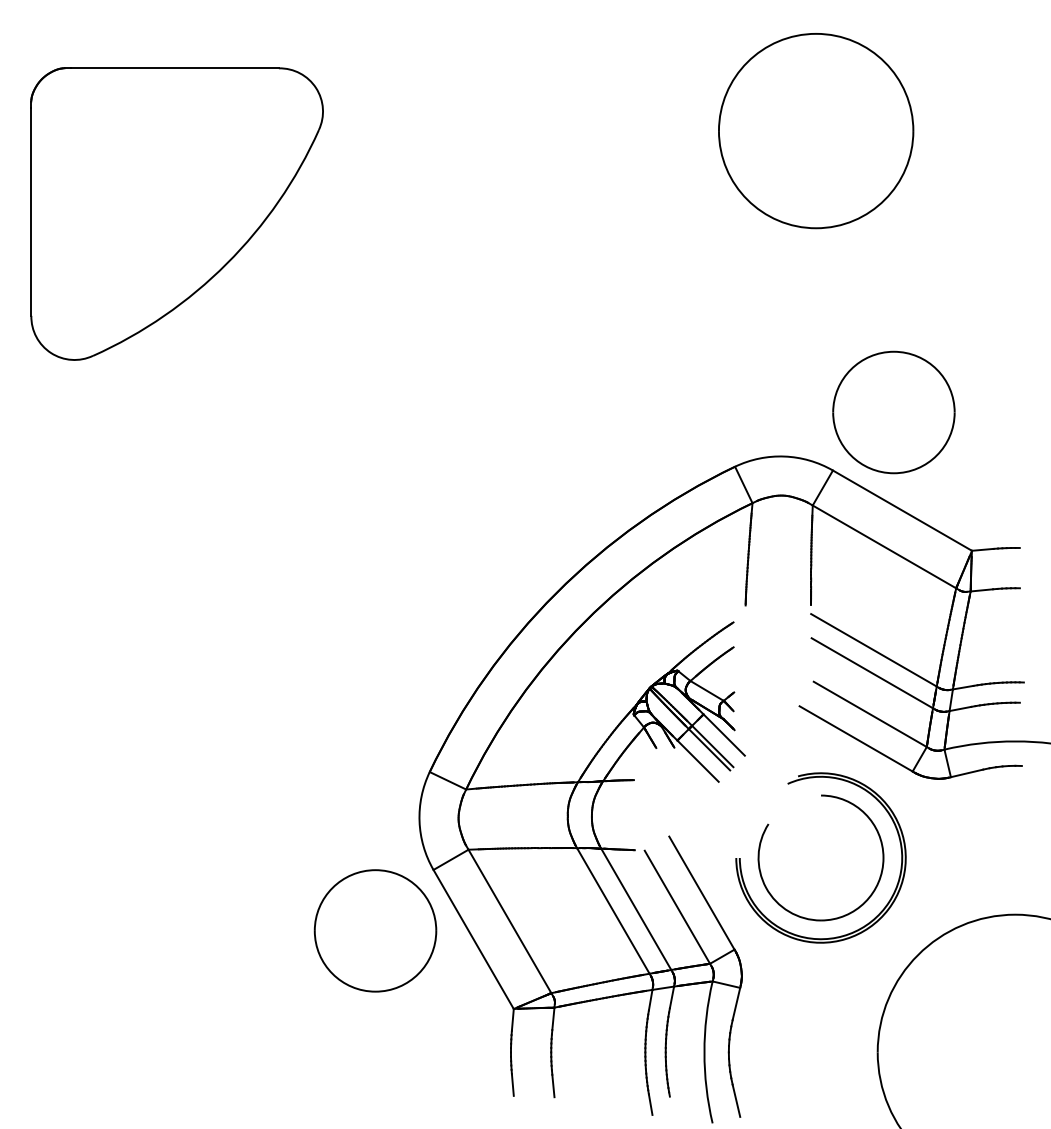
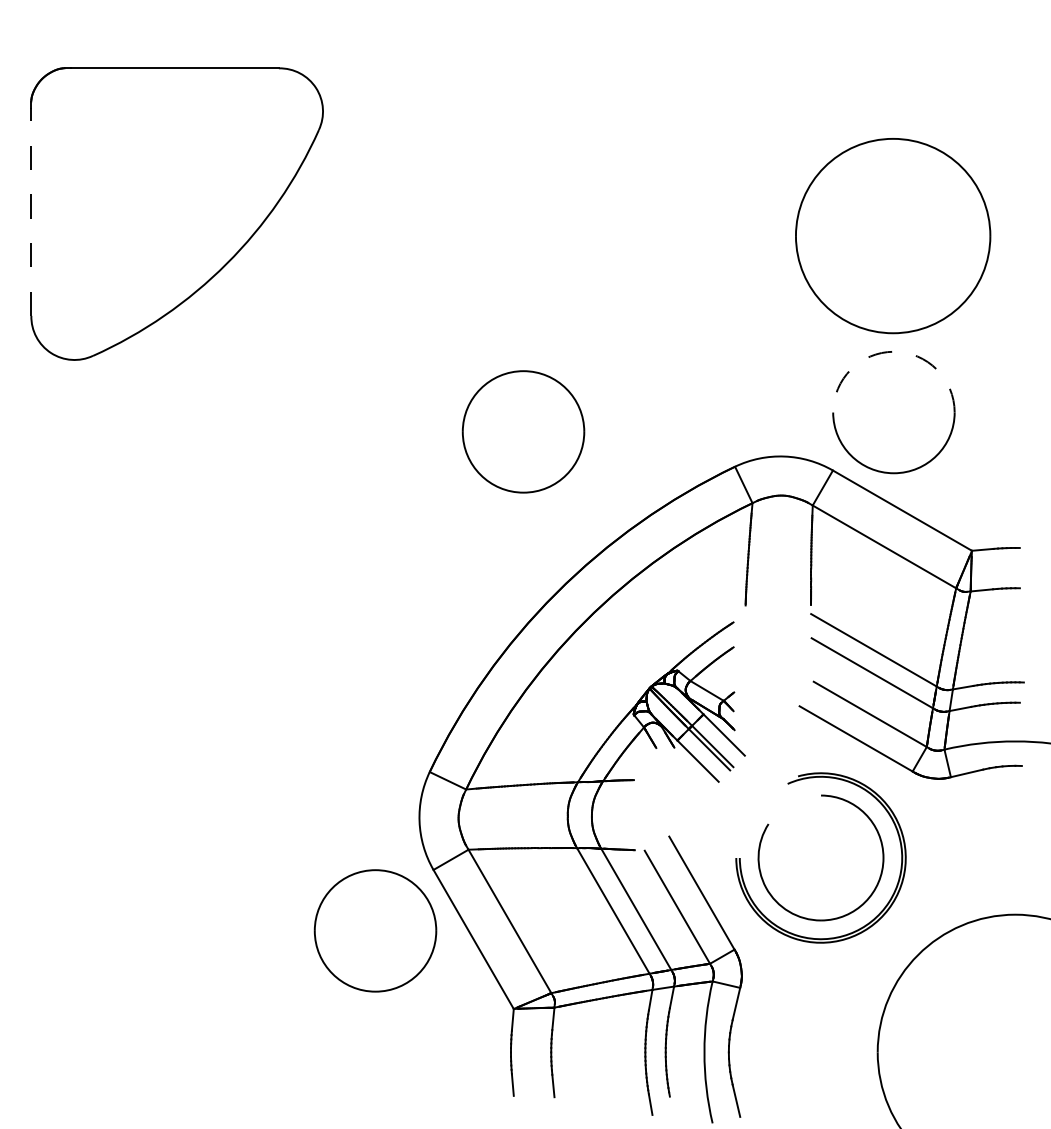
part position: (816, 131) -> (893, 236) (893, 236)
line: solid -> dashed (31, 212)
arc: solid -> dashed (893, 351)
part: none -> present (523, 431)
